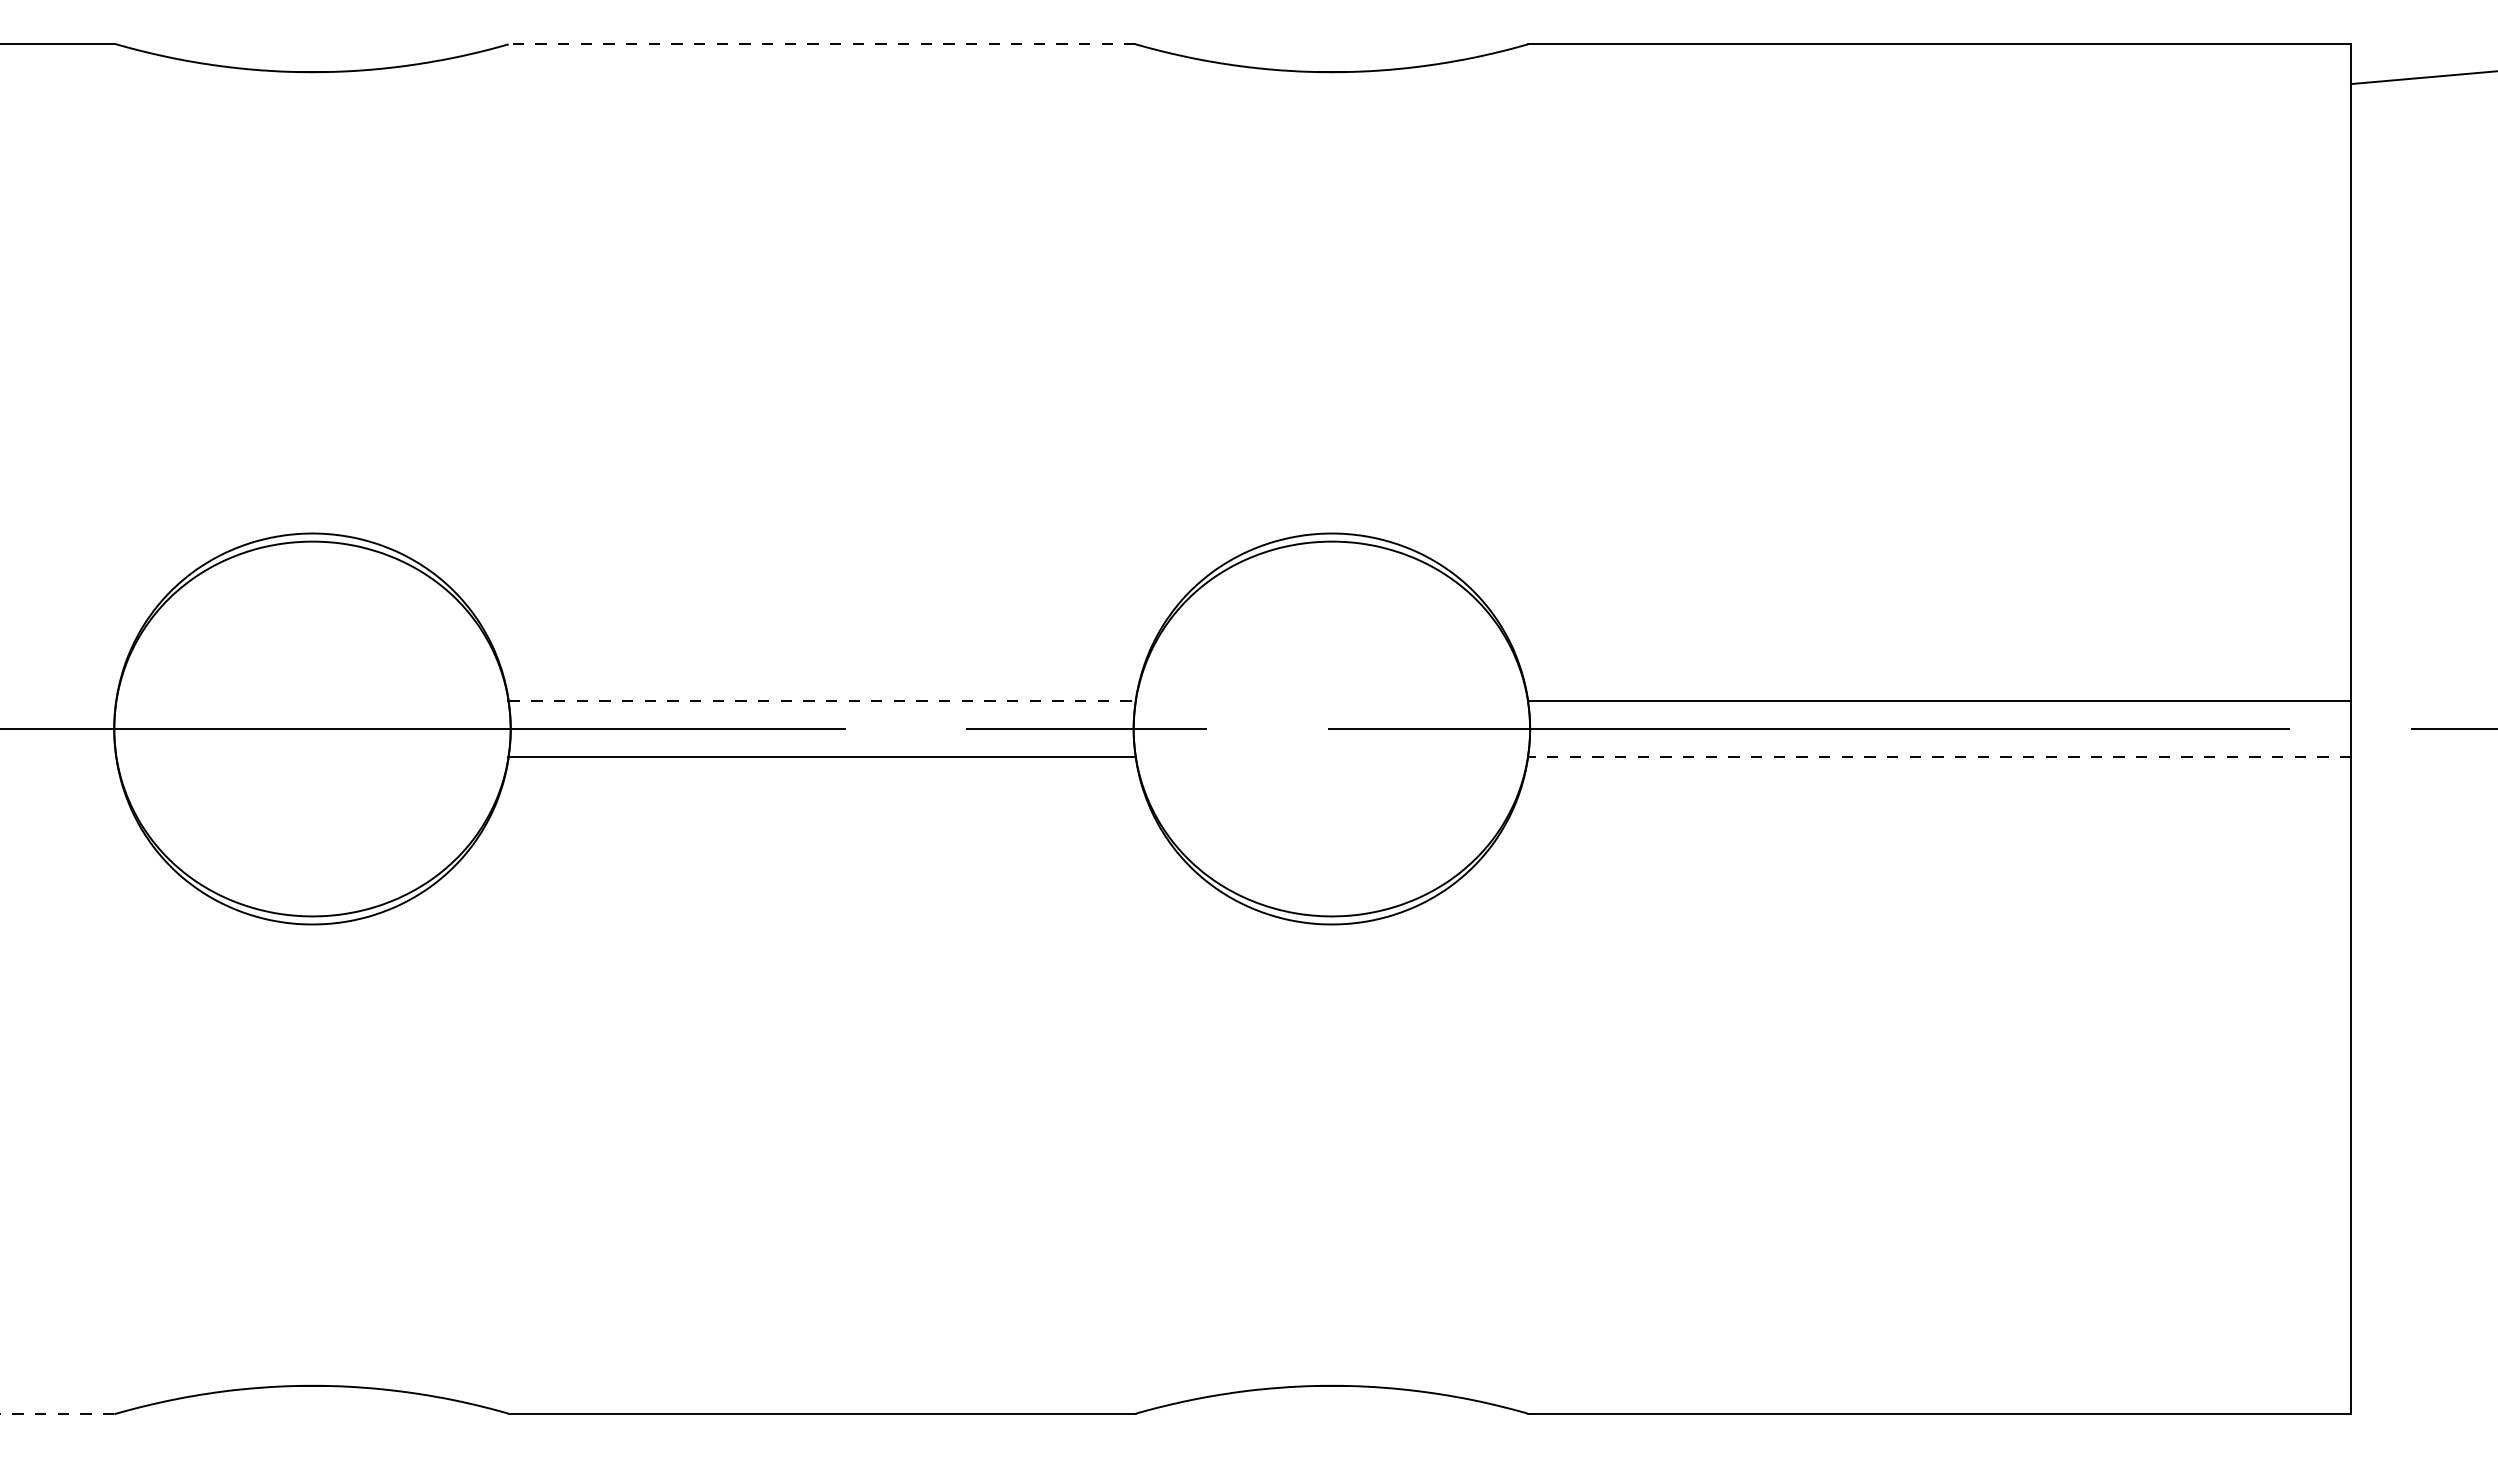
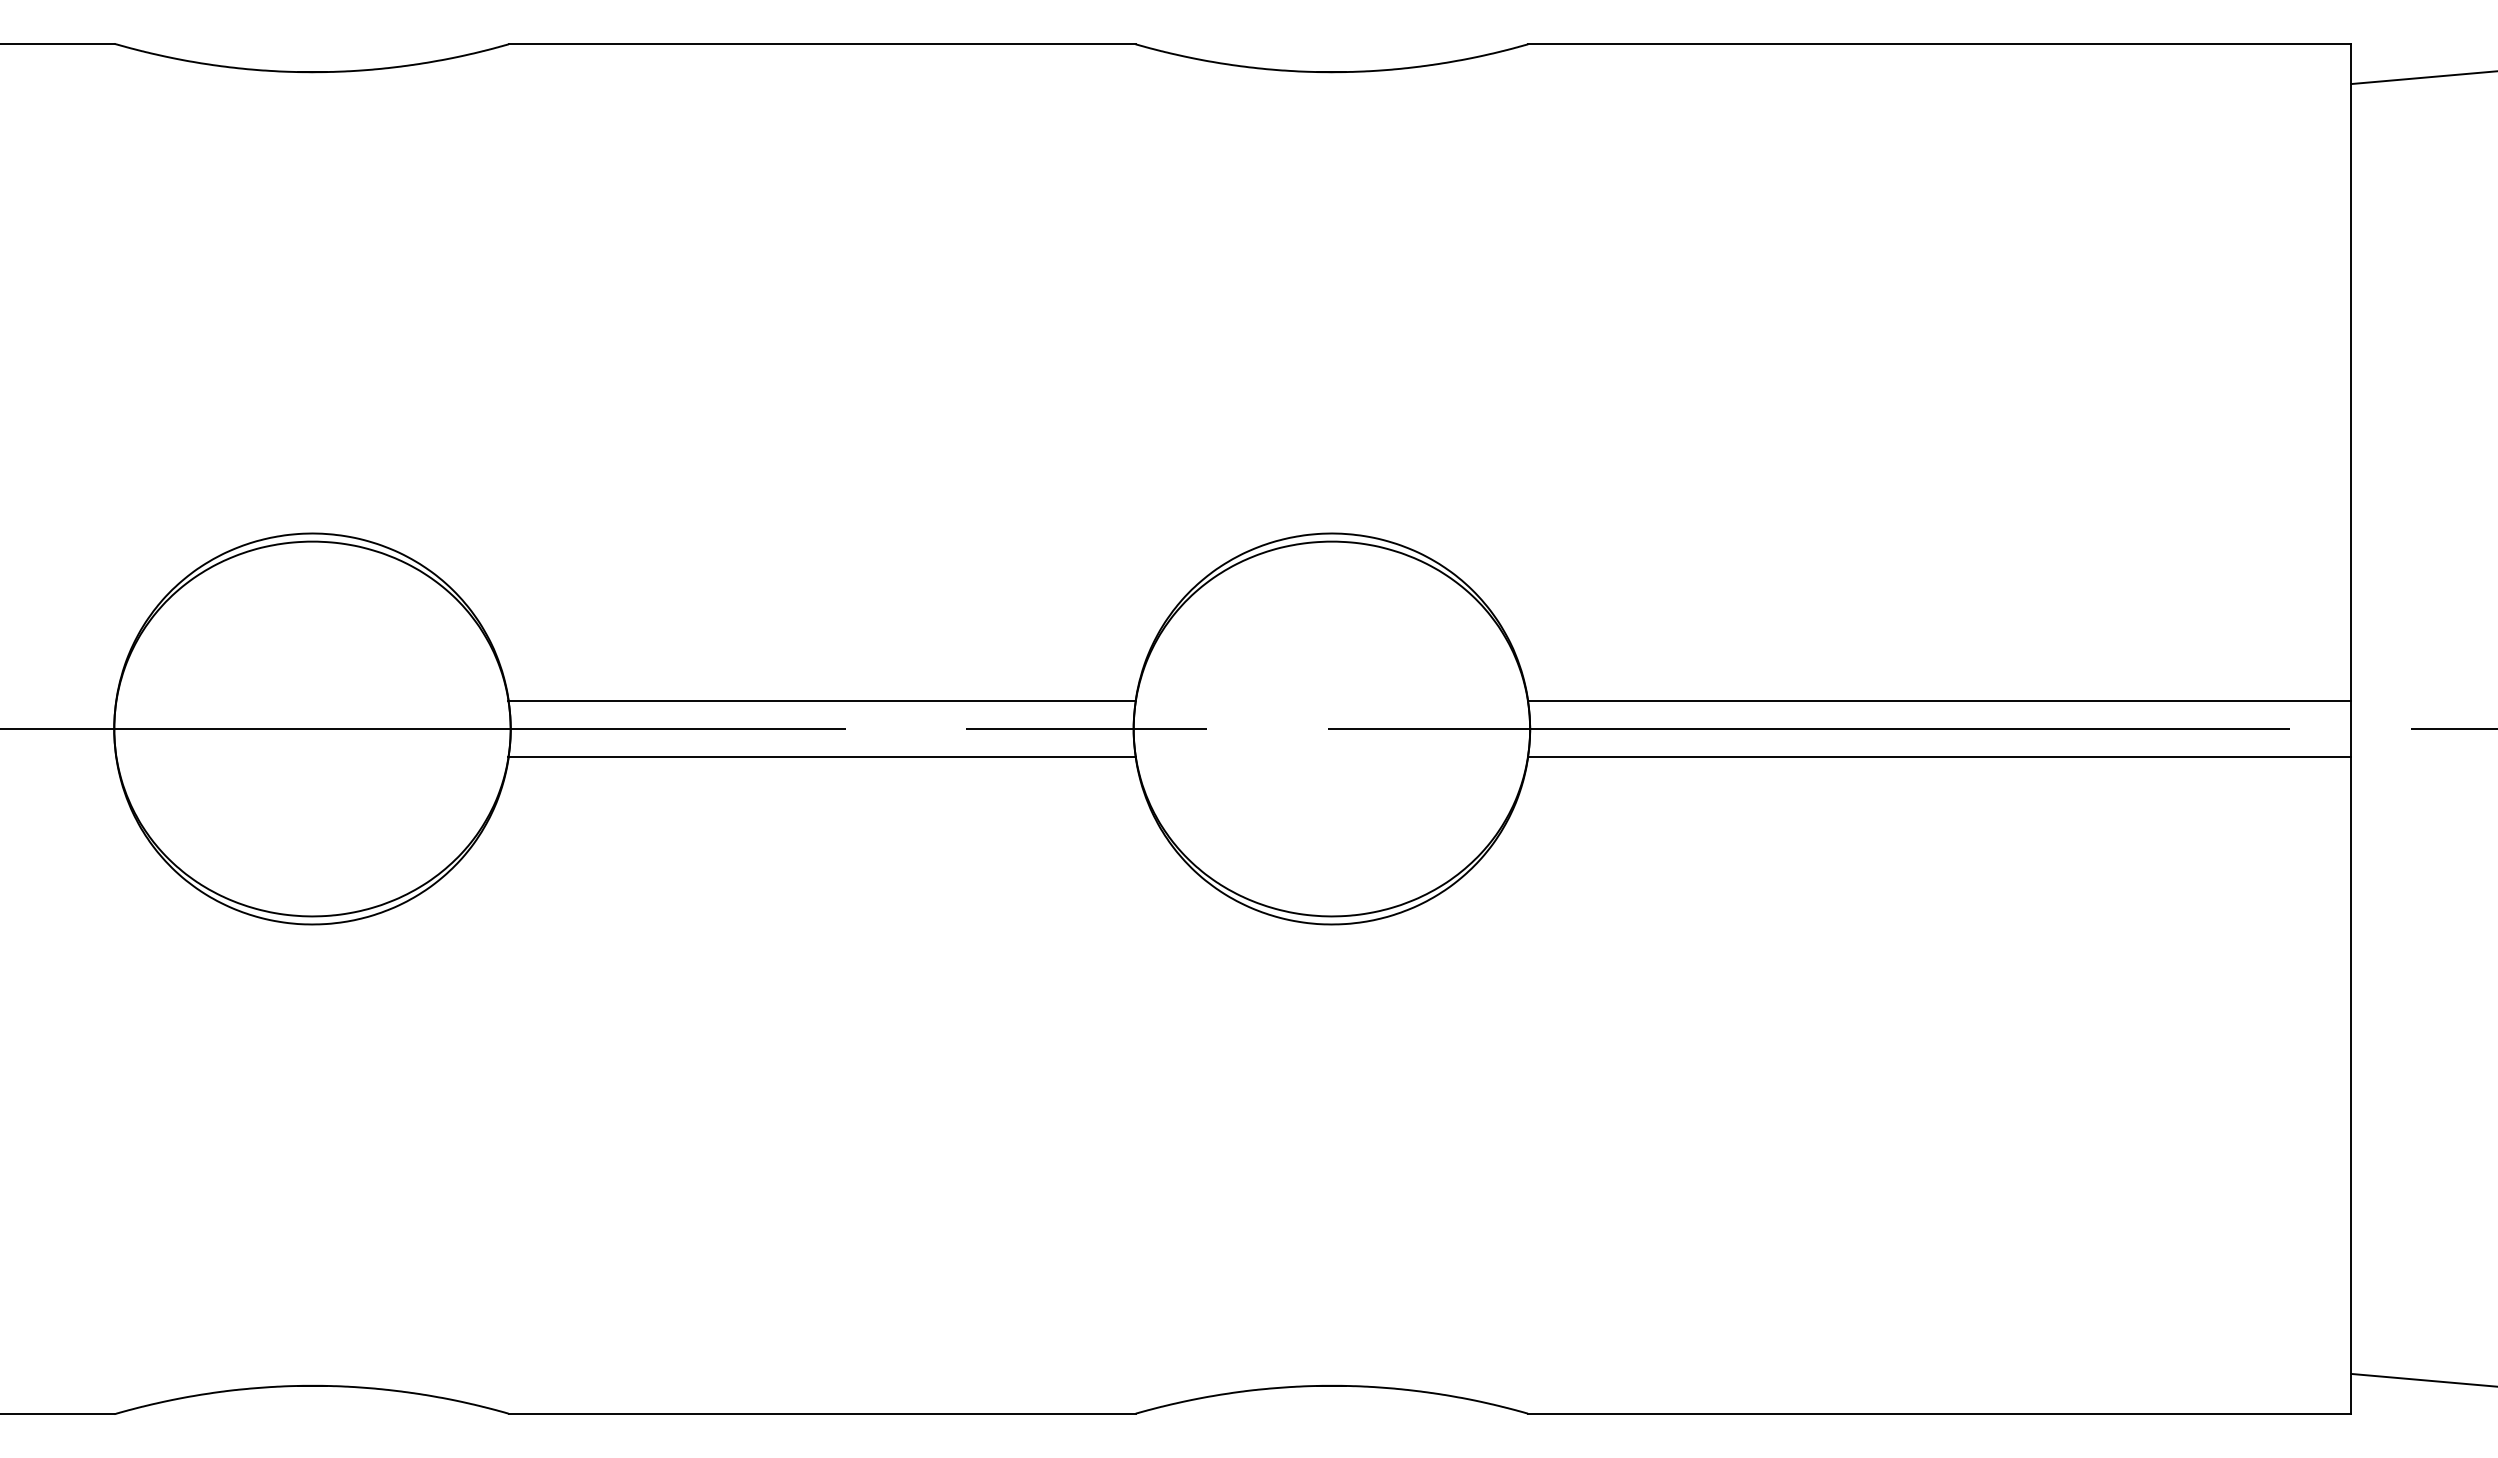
line: dashed -> solid (822, 44)
line: dashed -> solid (822, 700)
line: dashed -> solid (1939, 757)
line: none -> present (2422, 1379)
line: dashed -> solid (57, 1414)
